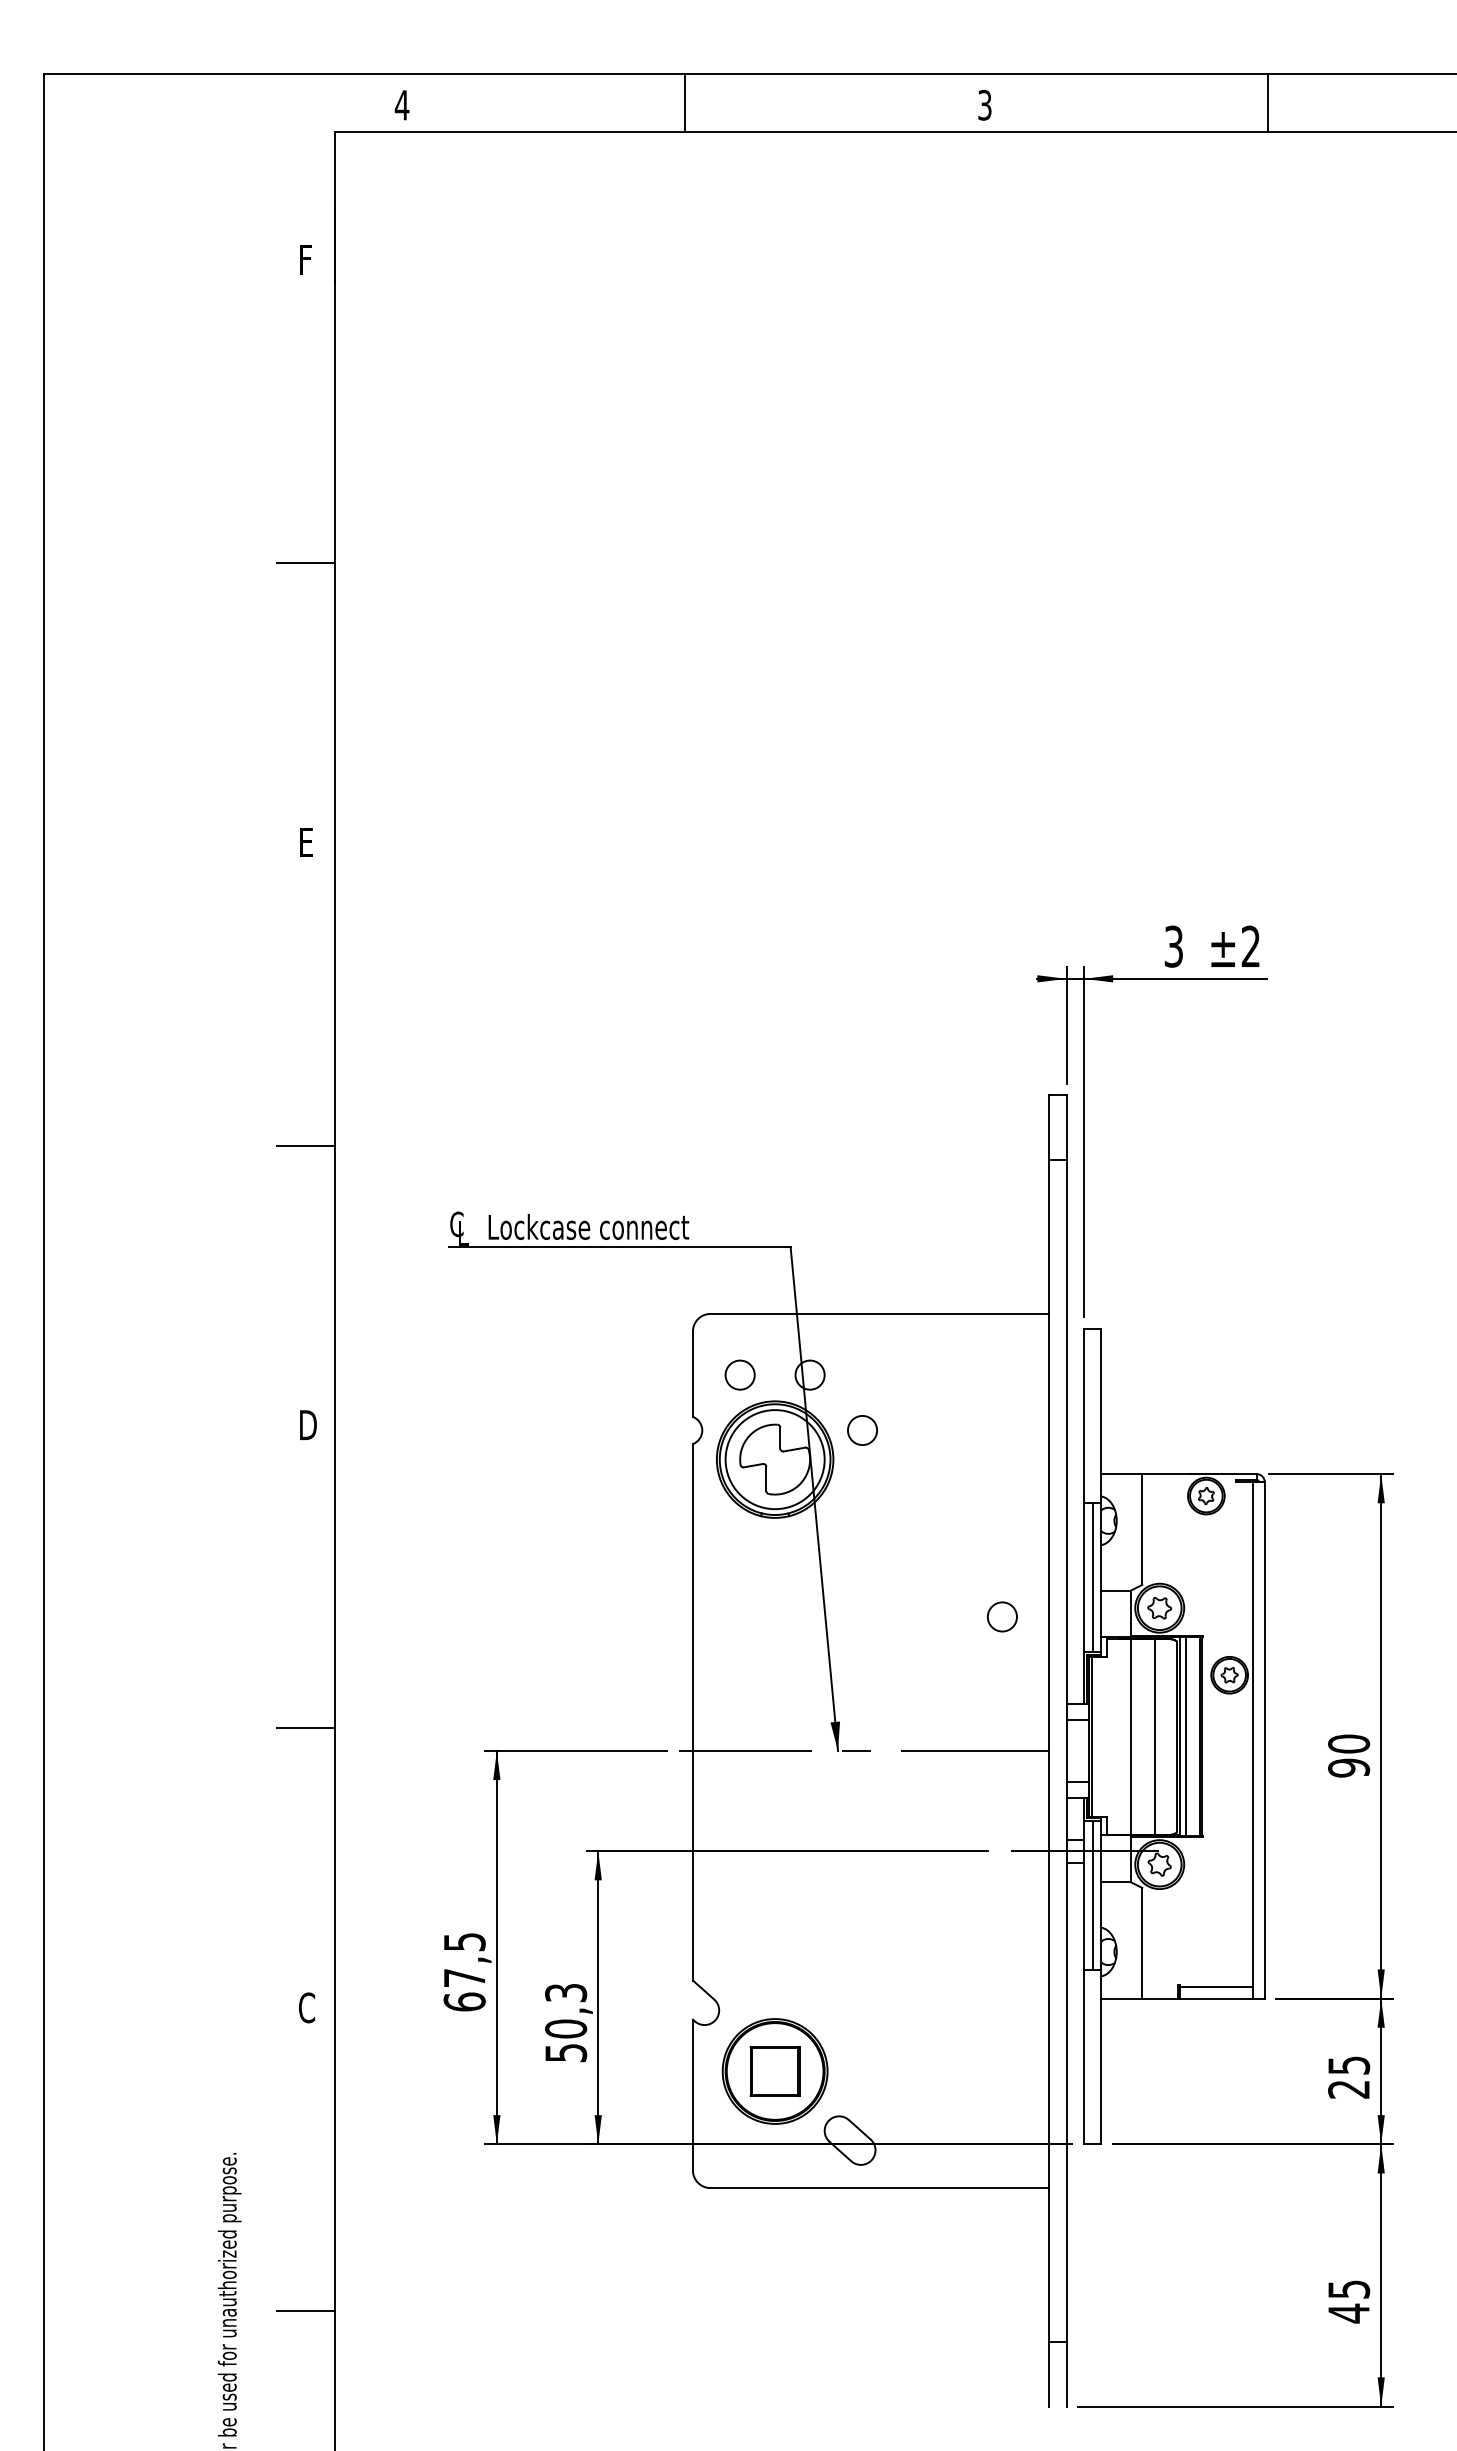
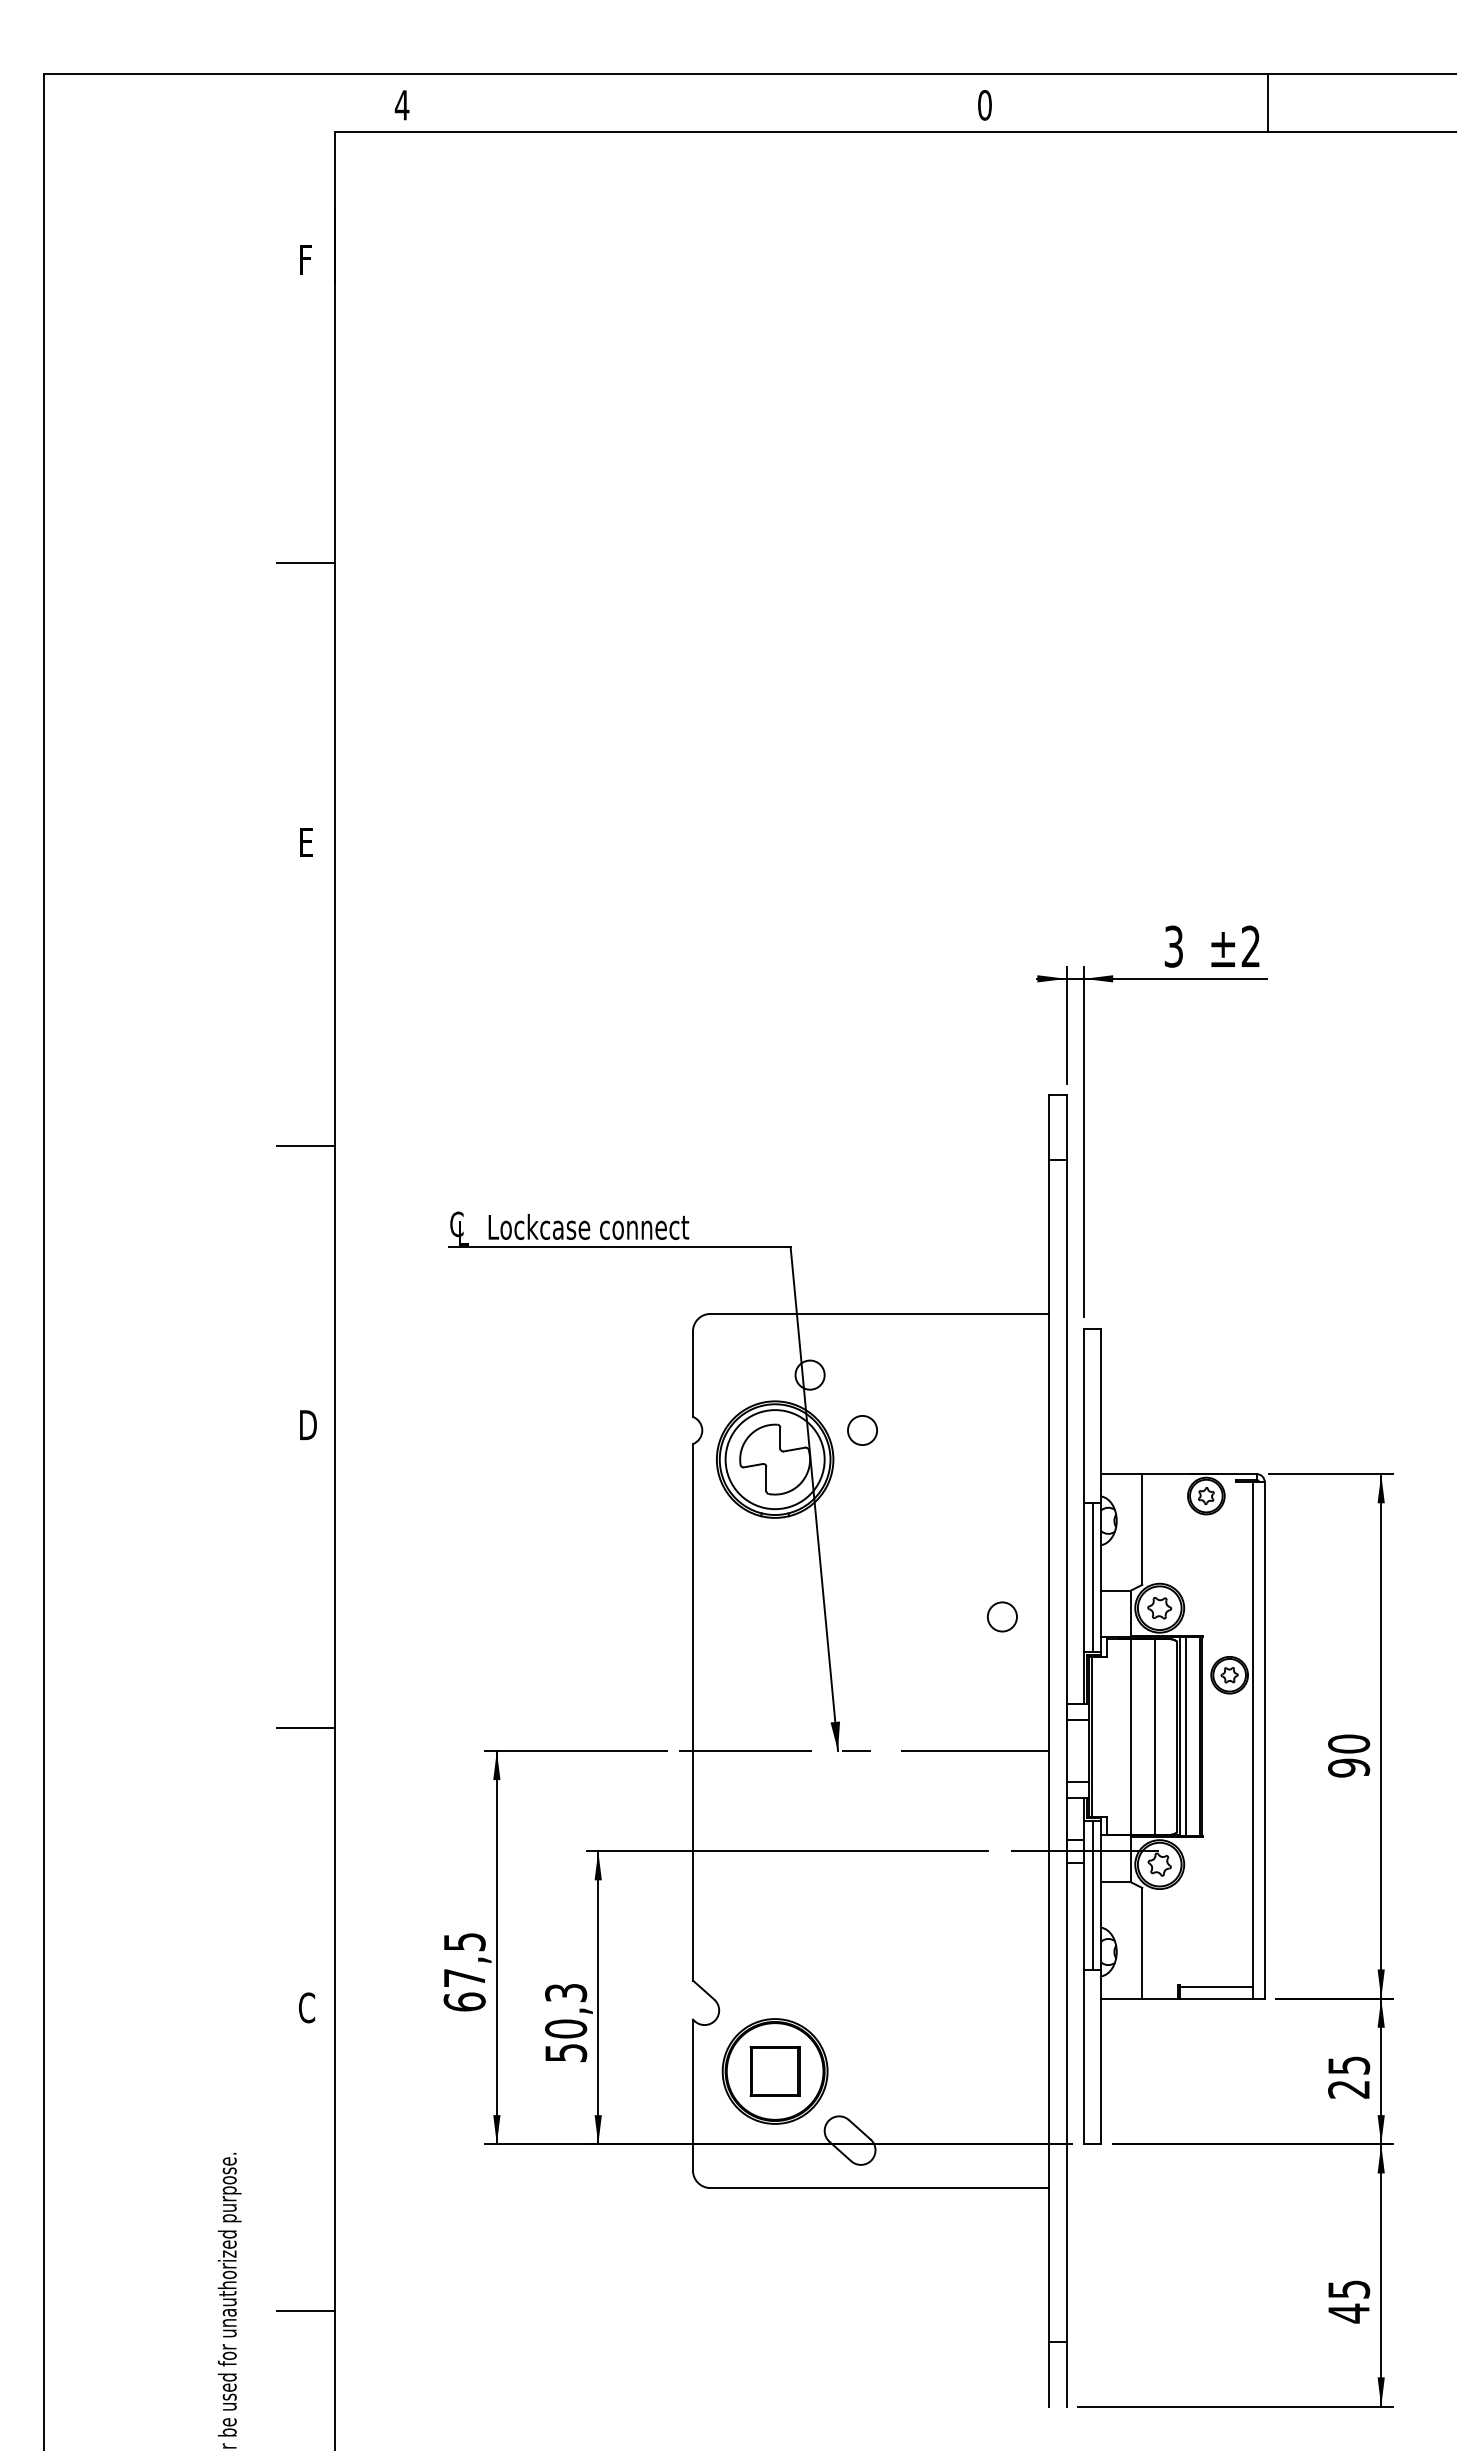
line: present -> none (684, 102)
text: 3 -> 0 (984, 104)
circle: present -> none (739, 1374)
